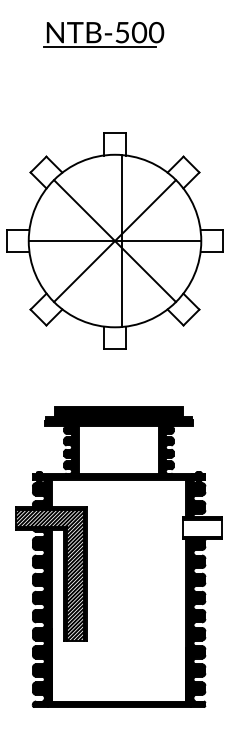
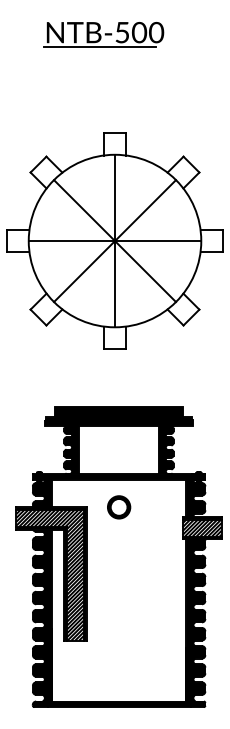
line position: (122, 240) -> (115, 240) (115, 240)
part: none -> present (119, 507)
hatch: none -> present (201, 527)
